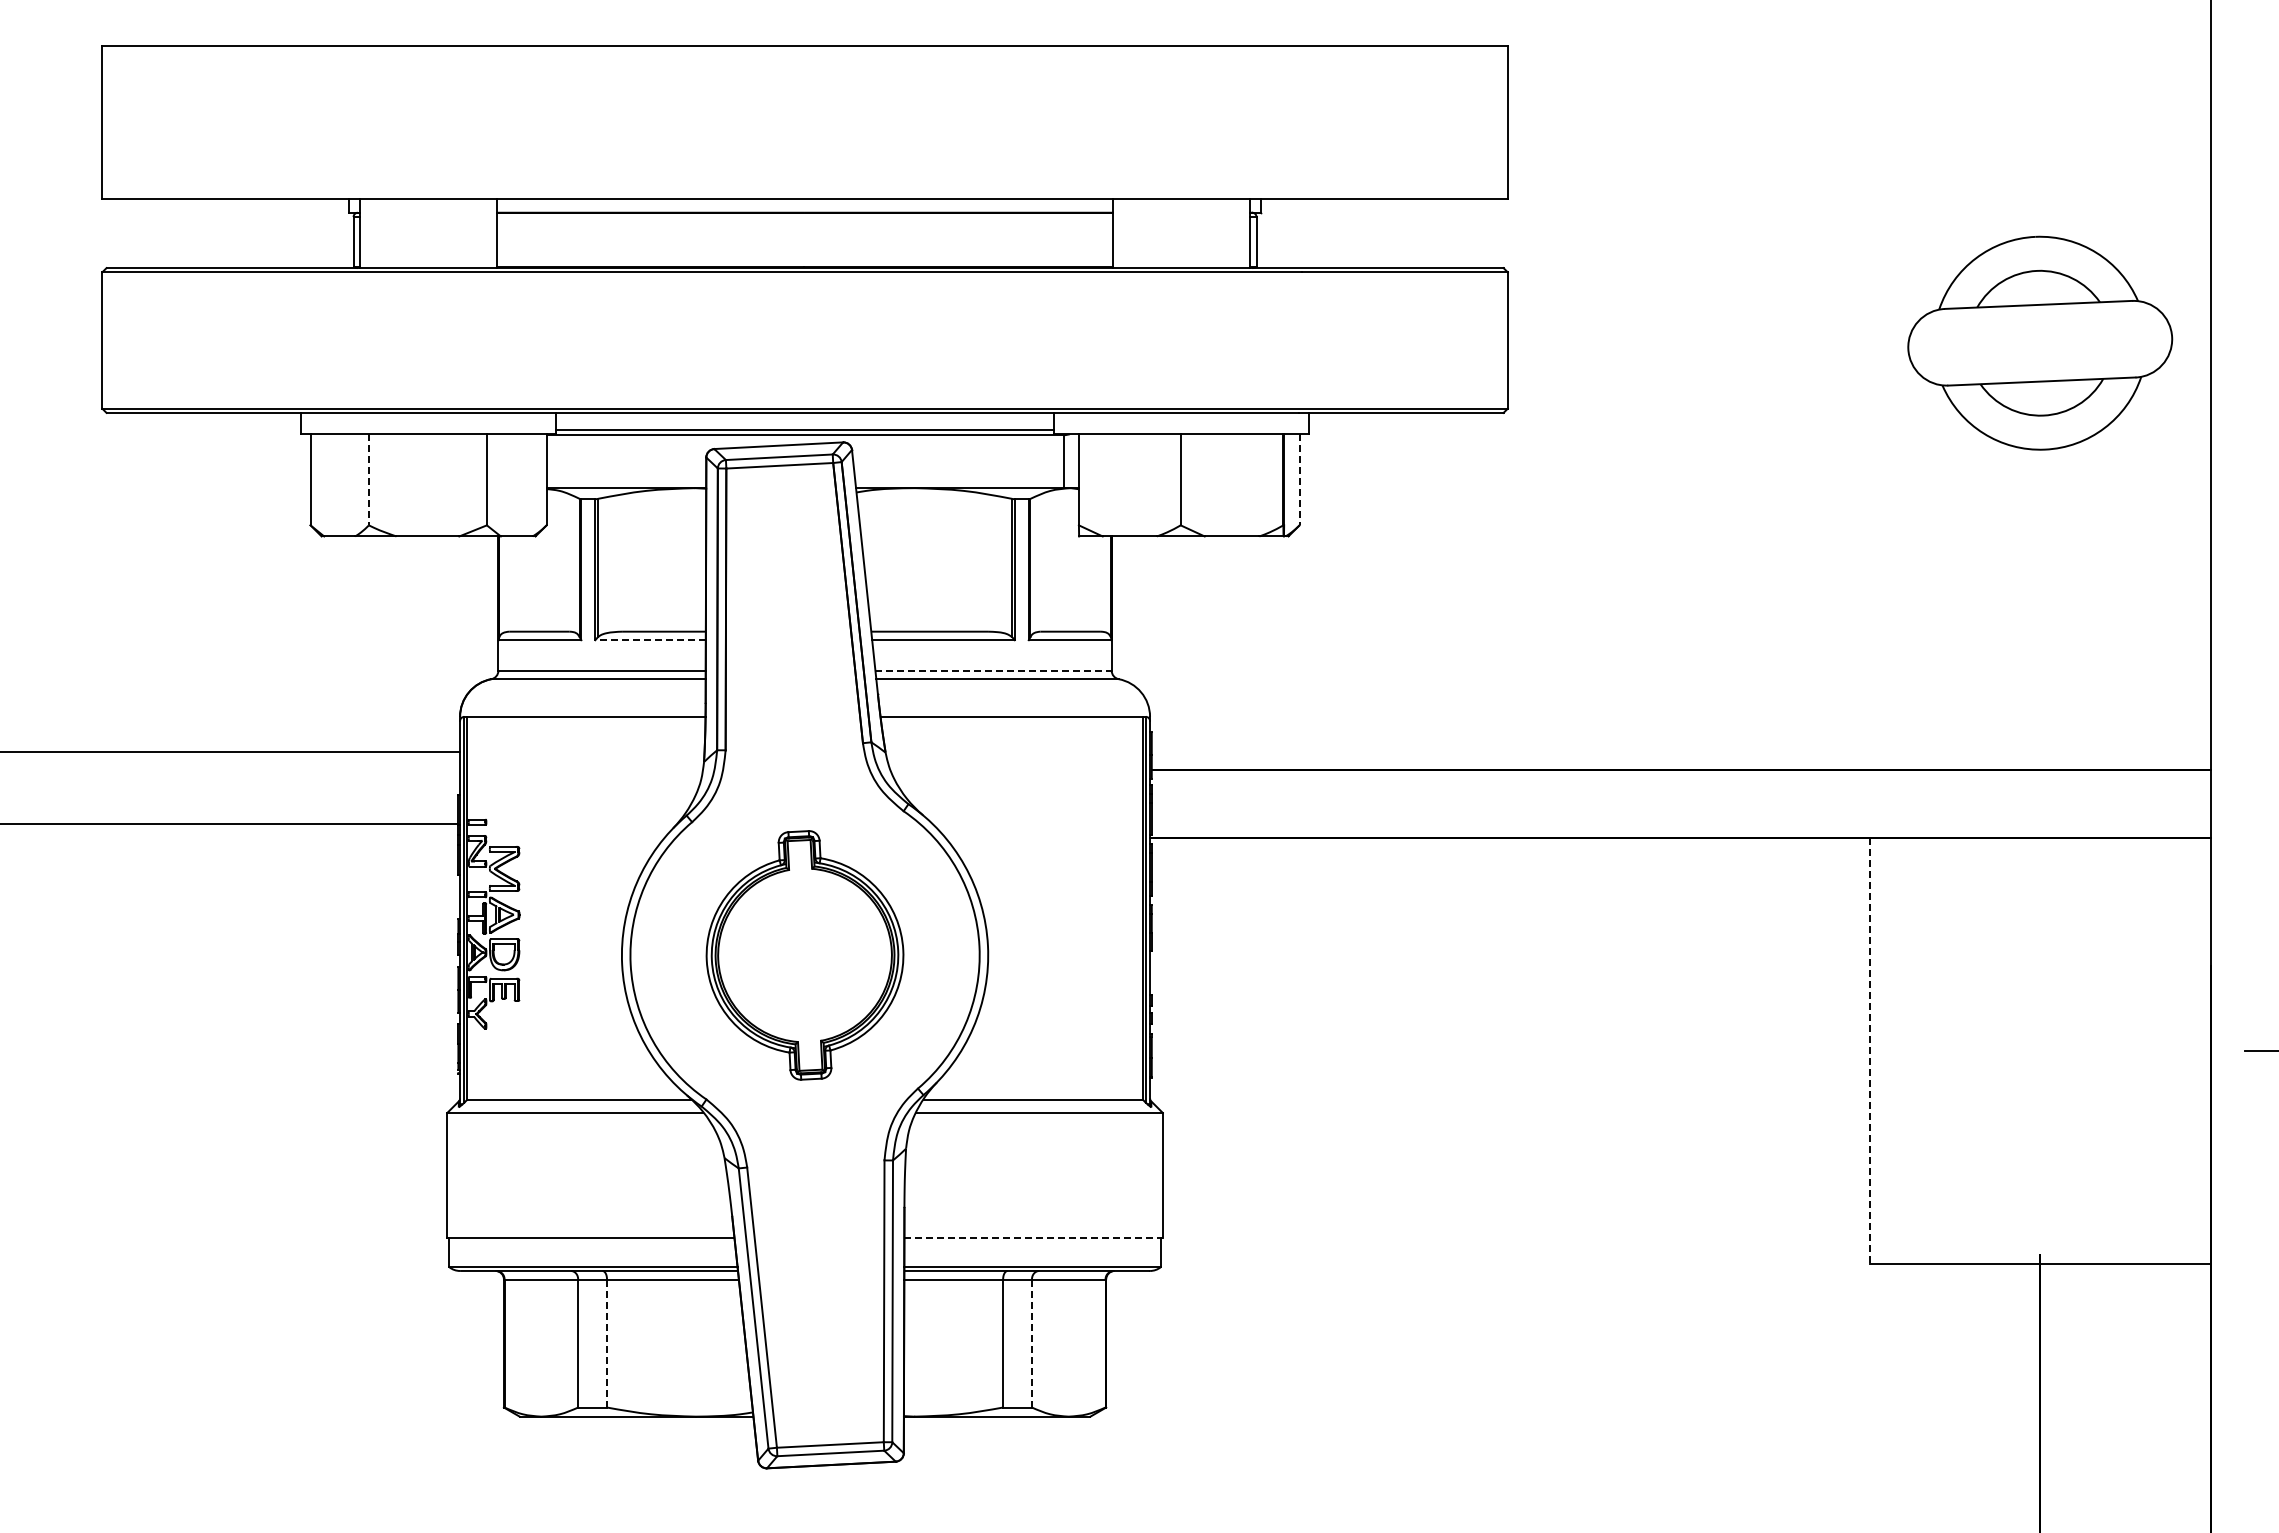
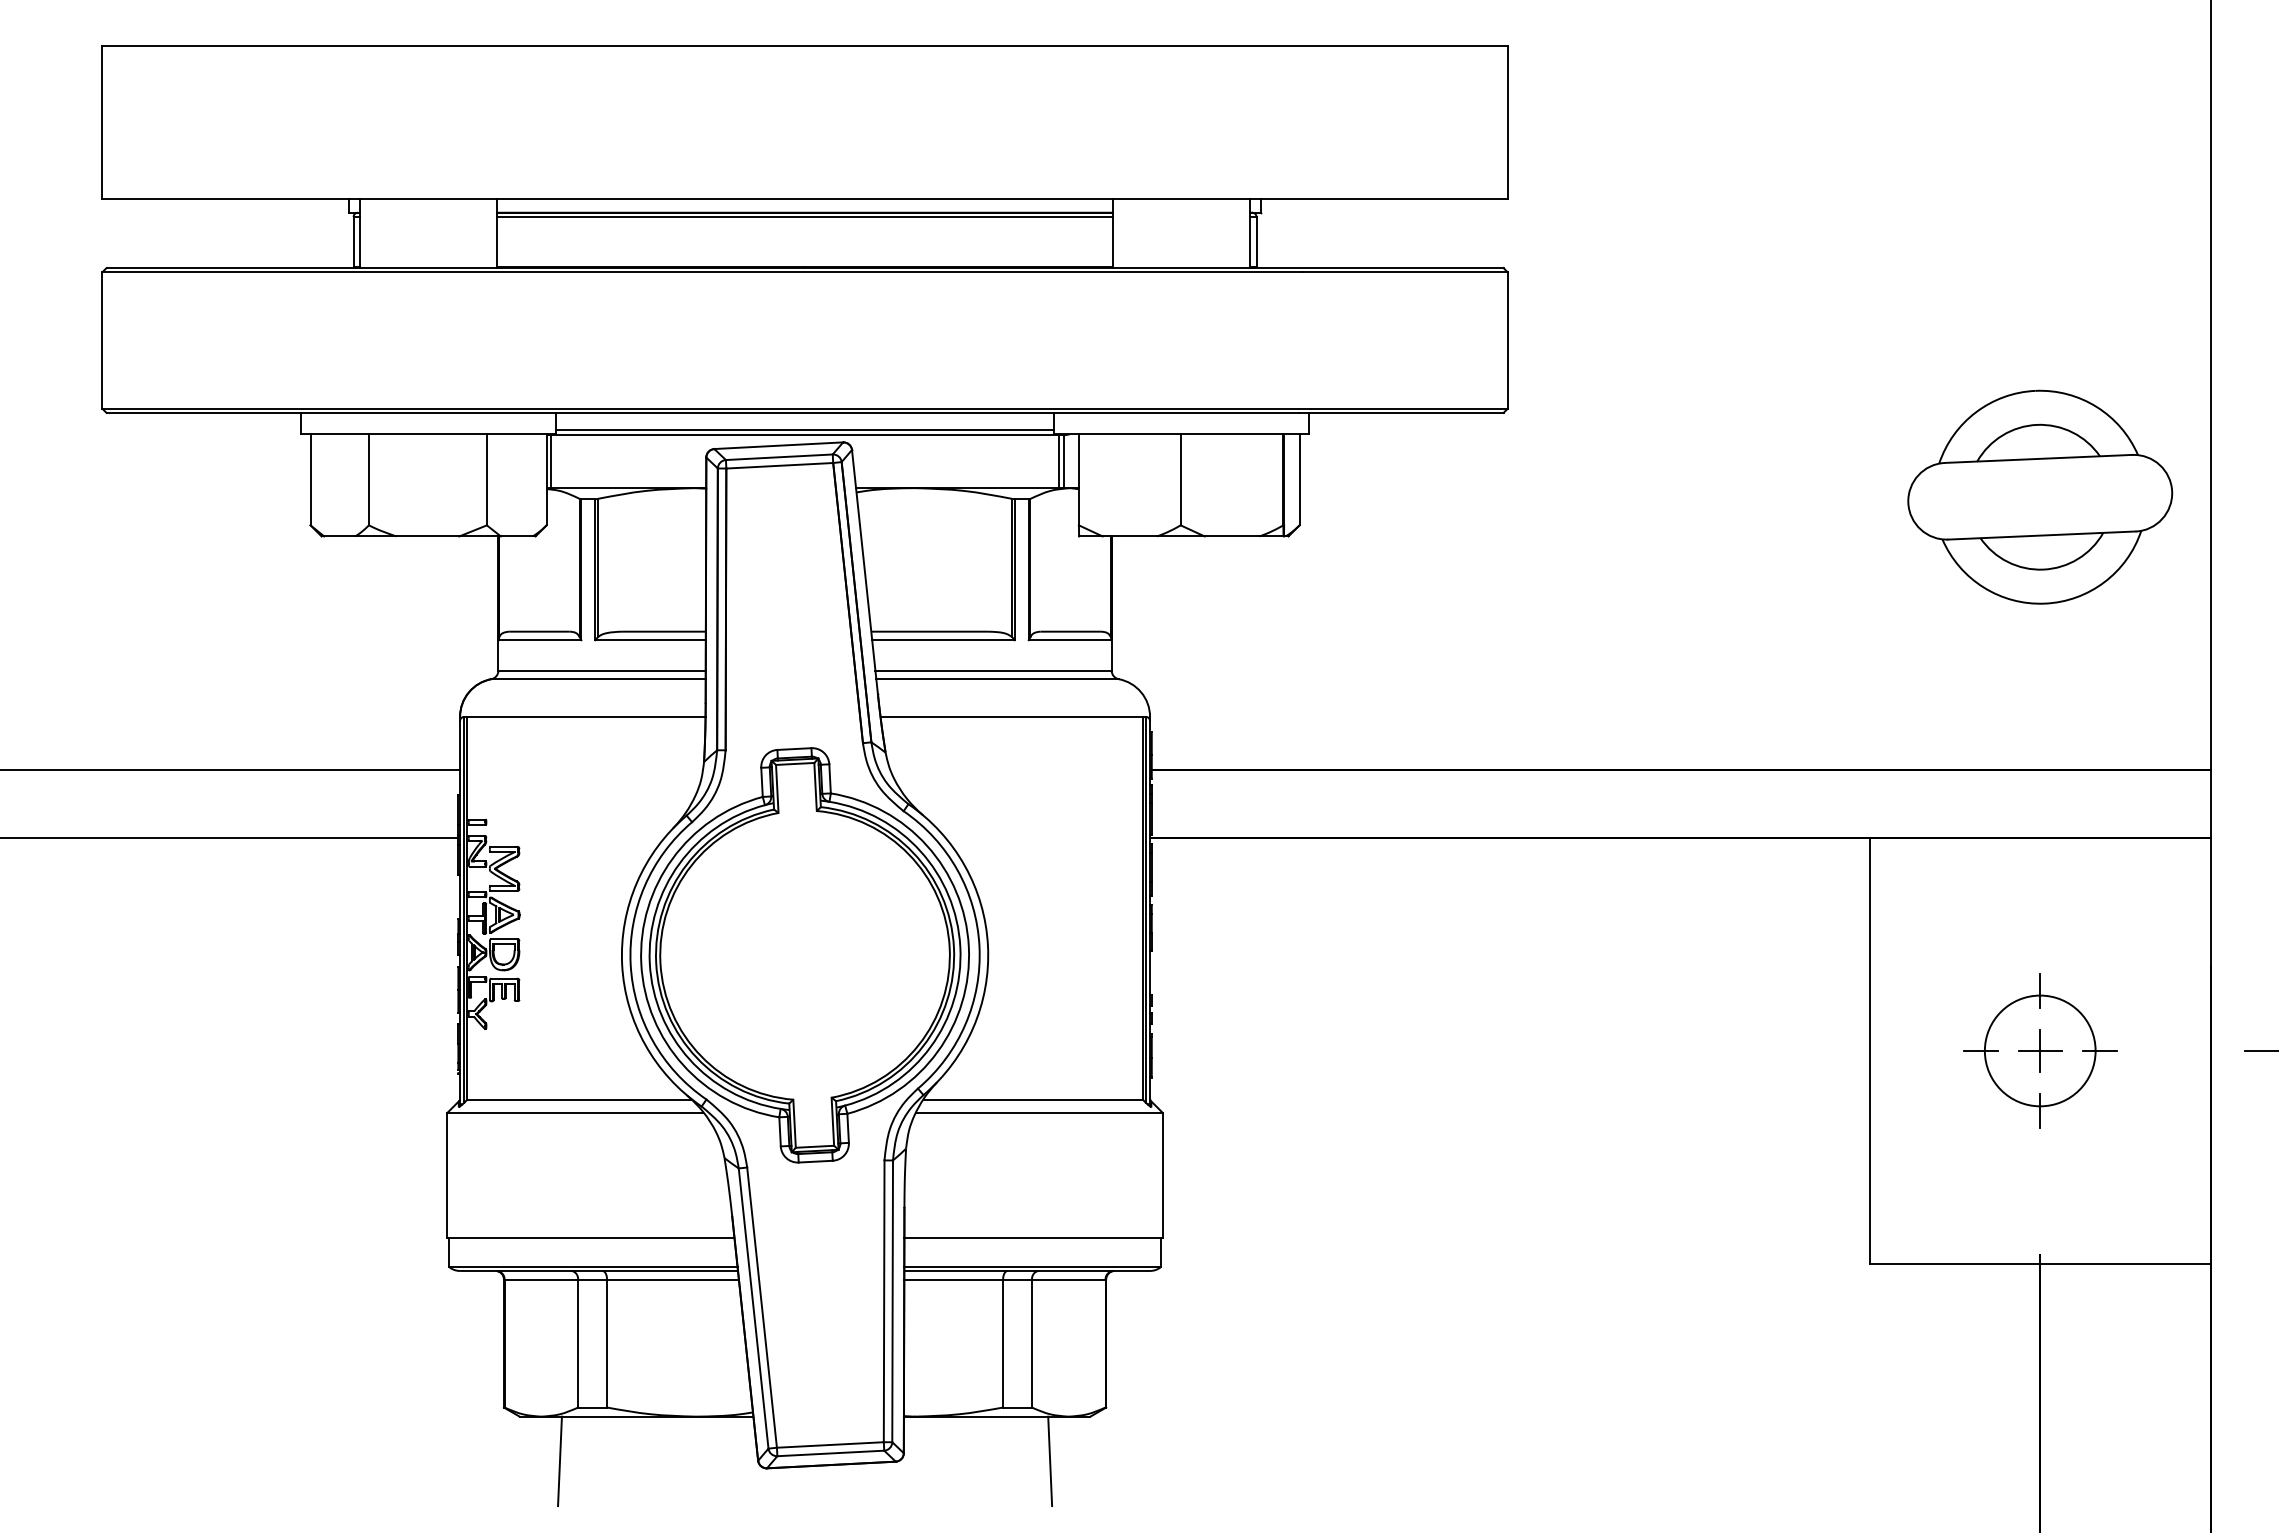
line: none -> present (804, 217)
part position: (2040, 342) -> (2040, 496) (2040, 496)
line: none -> present (551, 461)
line: none -> present (1059, 461)
line: dashed -> solid (368, 479)
line: dashed -> solid (1299, 479)
line: dashed -> solid (650, 640)
line: dashed -> solid (994, 670)
line position: (231, 751) -> (231, 769) (231, 769)
line position: (230, 823) -> (230, 837) (230, 837)
part size: 200x251 px -> 330x417 px (804, 955)
line: dashed -> solid (1869, 1050)
part: none -> present (2040, 1050)
line: dashed -> solid (1034, 1237)
line: dashed -> solid (607, 1344)
line: dashed -> solid (1031, 1344)
line: none -> present (559, 1461)
line: none -> present (1050, 1461)
